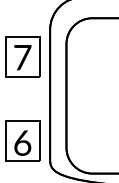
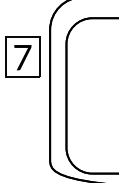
part: present -> none (22, 140)
